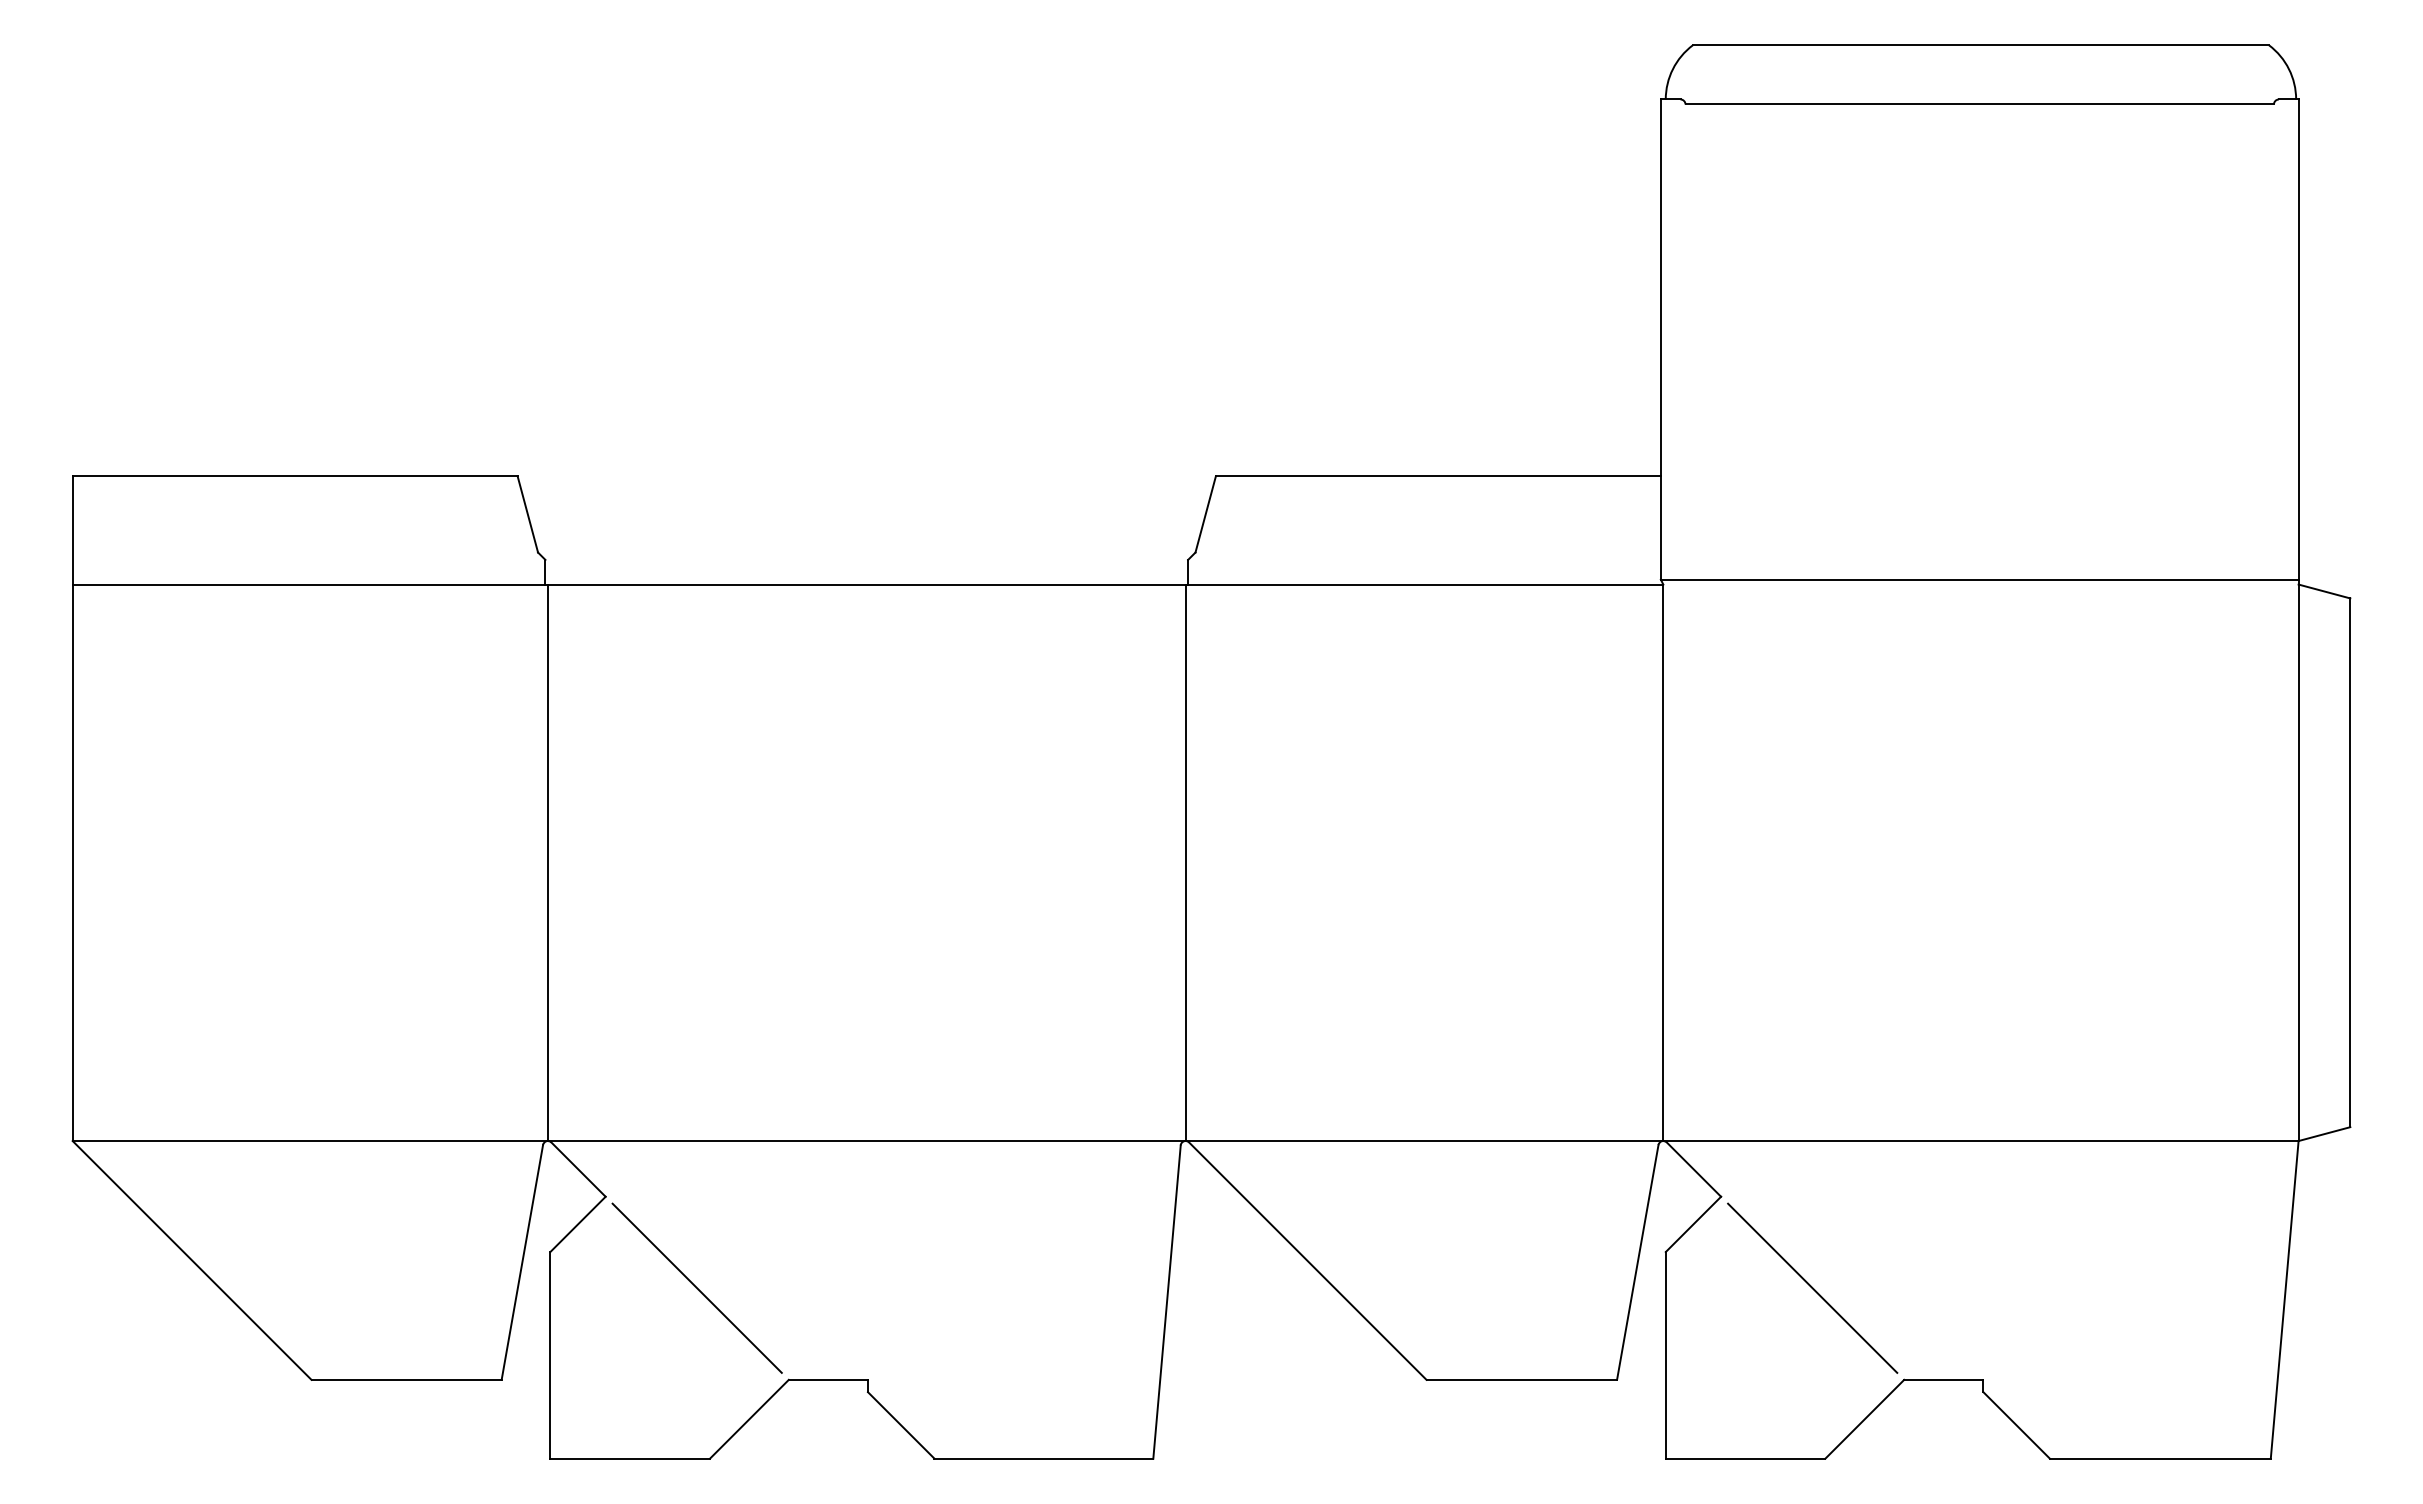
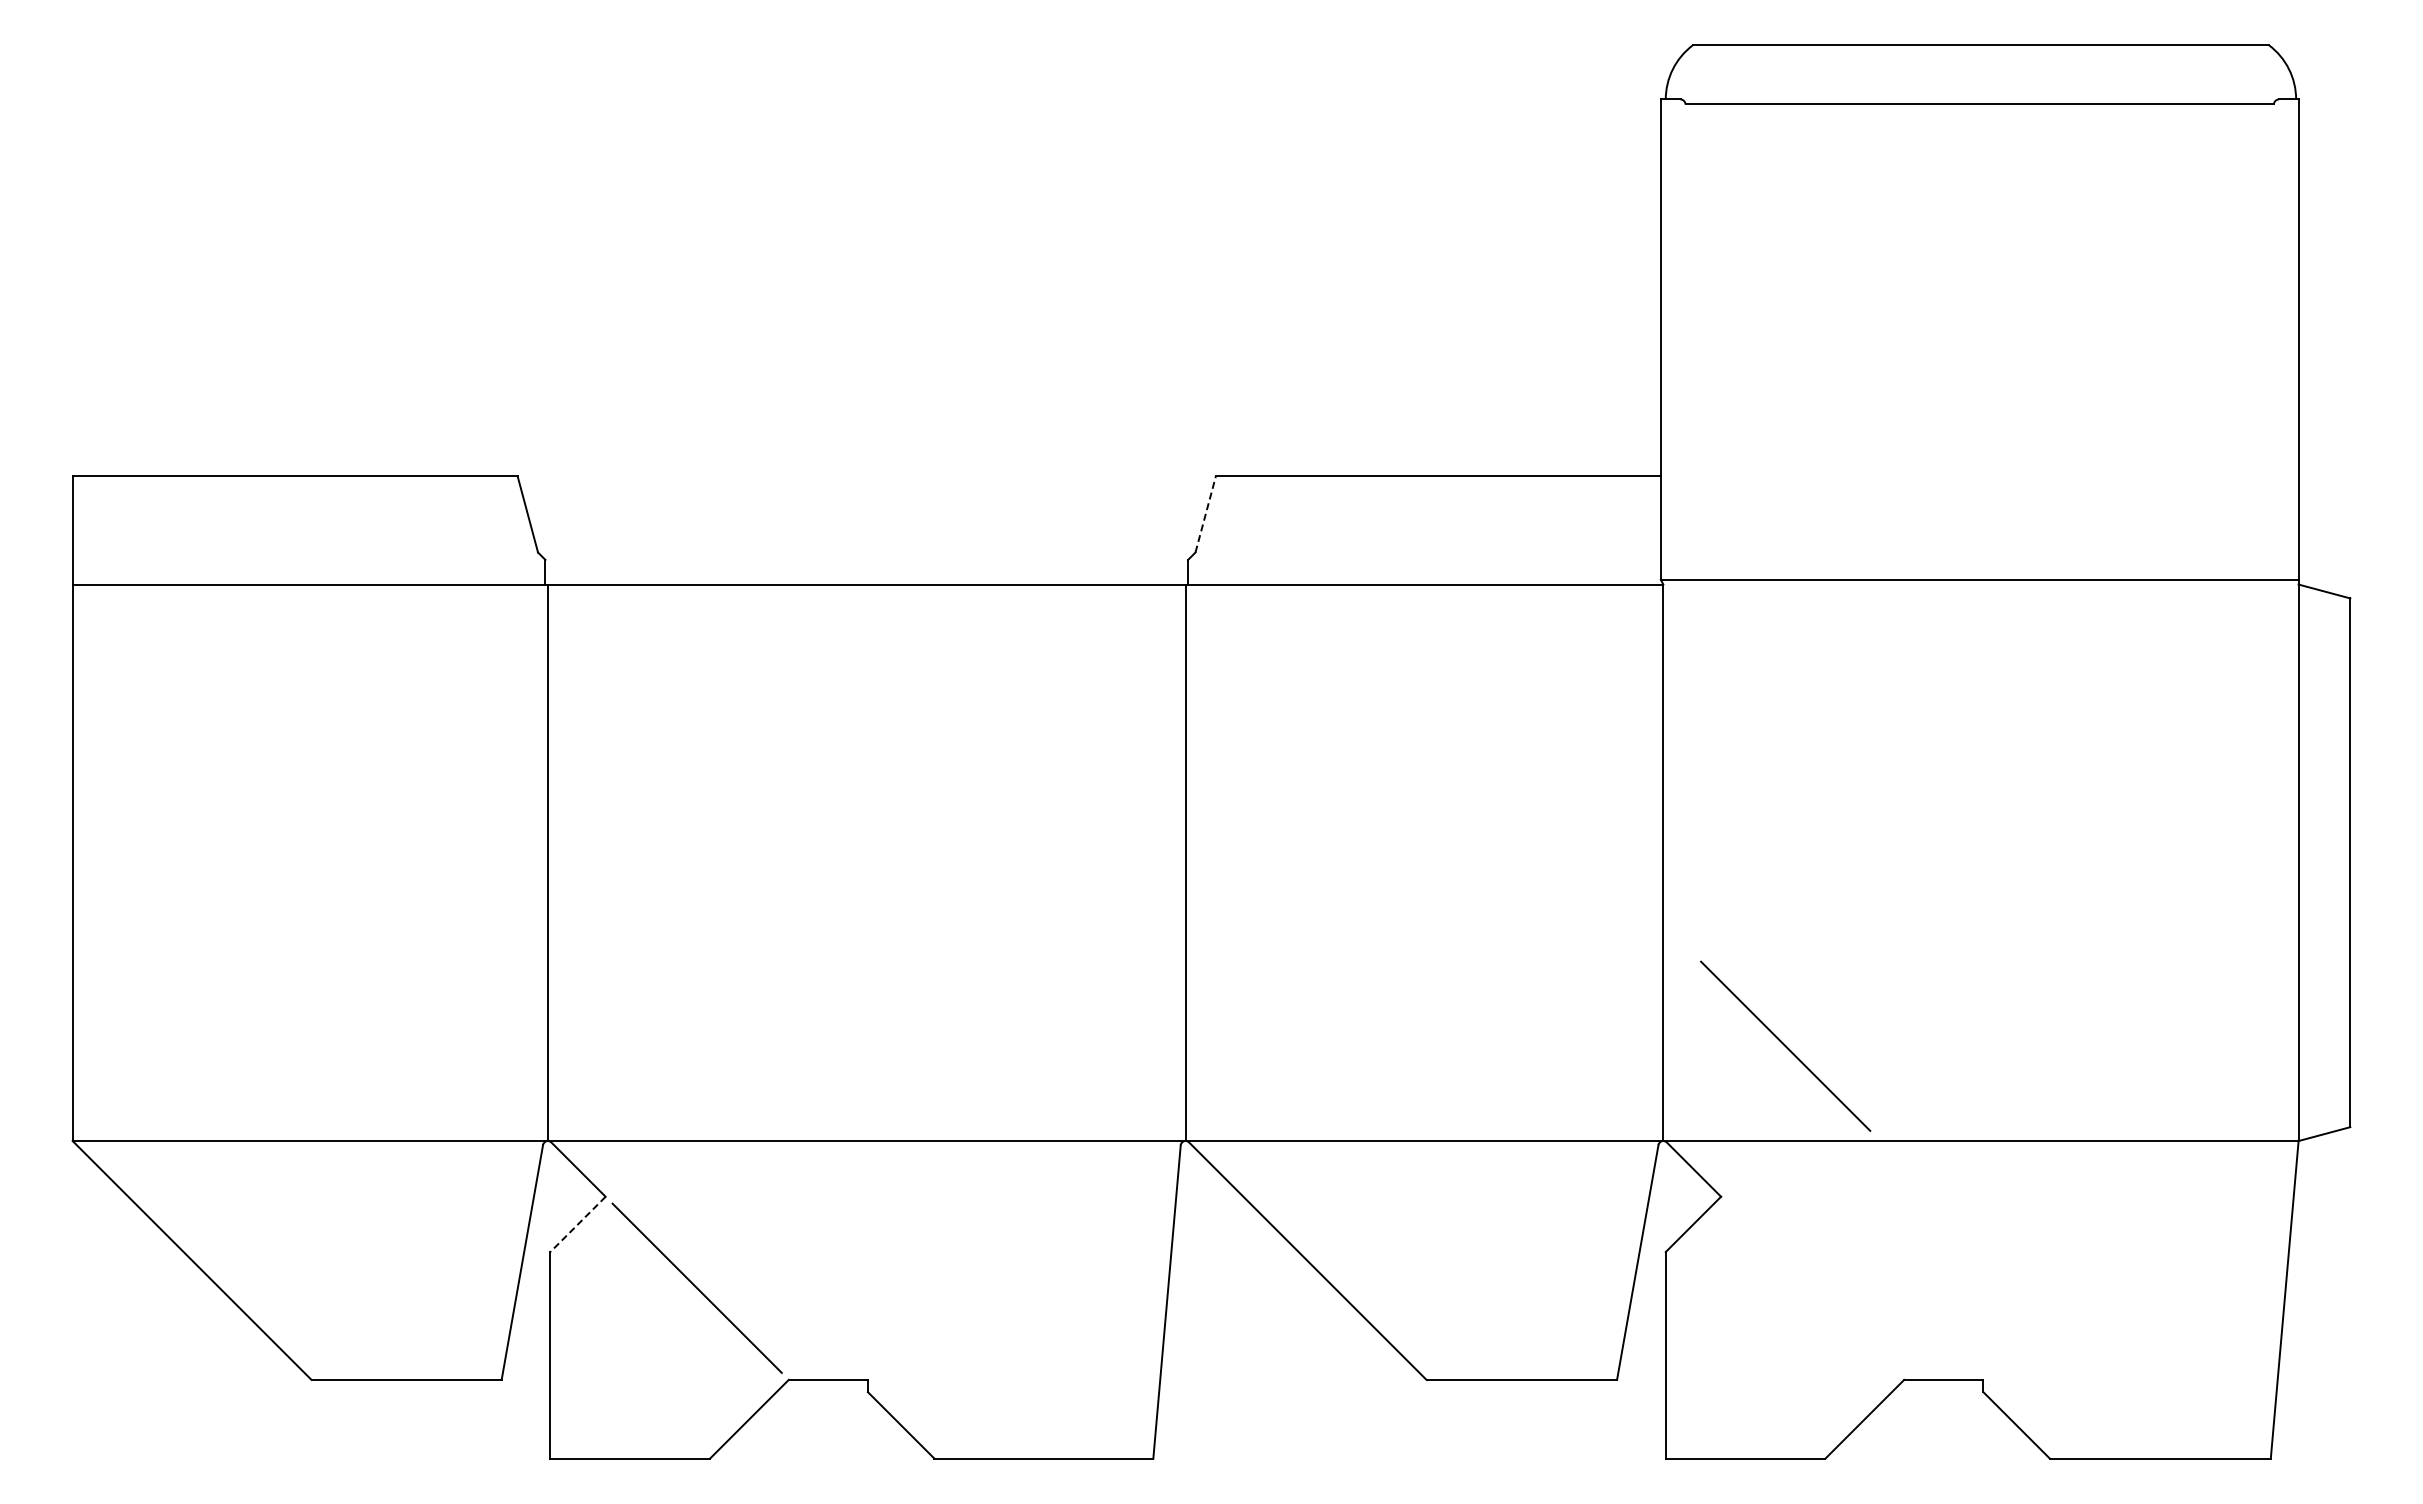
line: solid -> dashed (1205, 514)
line: solid -> dashed (577, 1224)
line position: (1812, 1287) -> (1785, 1045) (1785, 1045)
